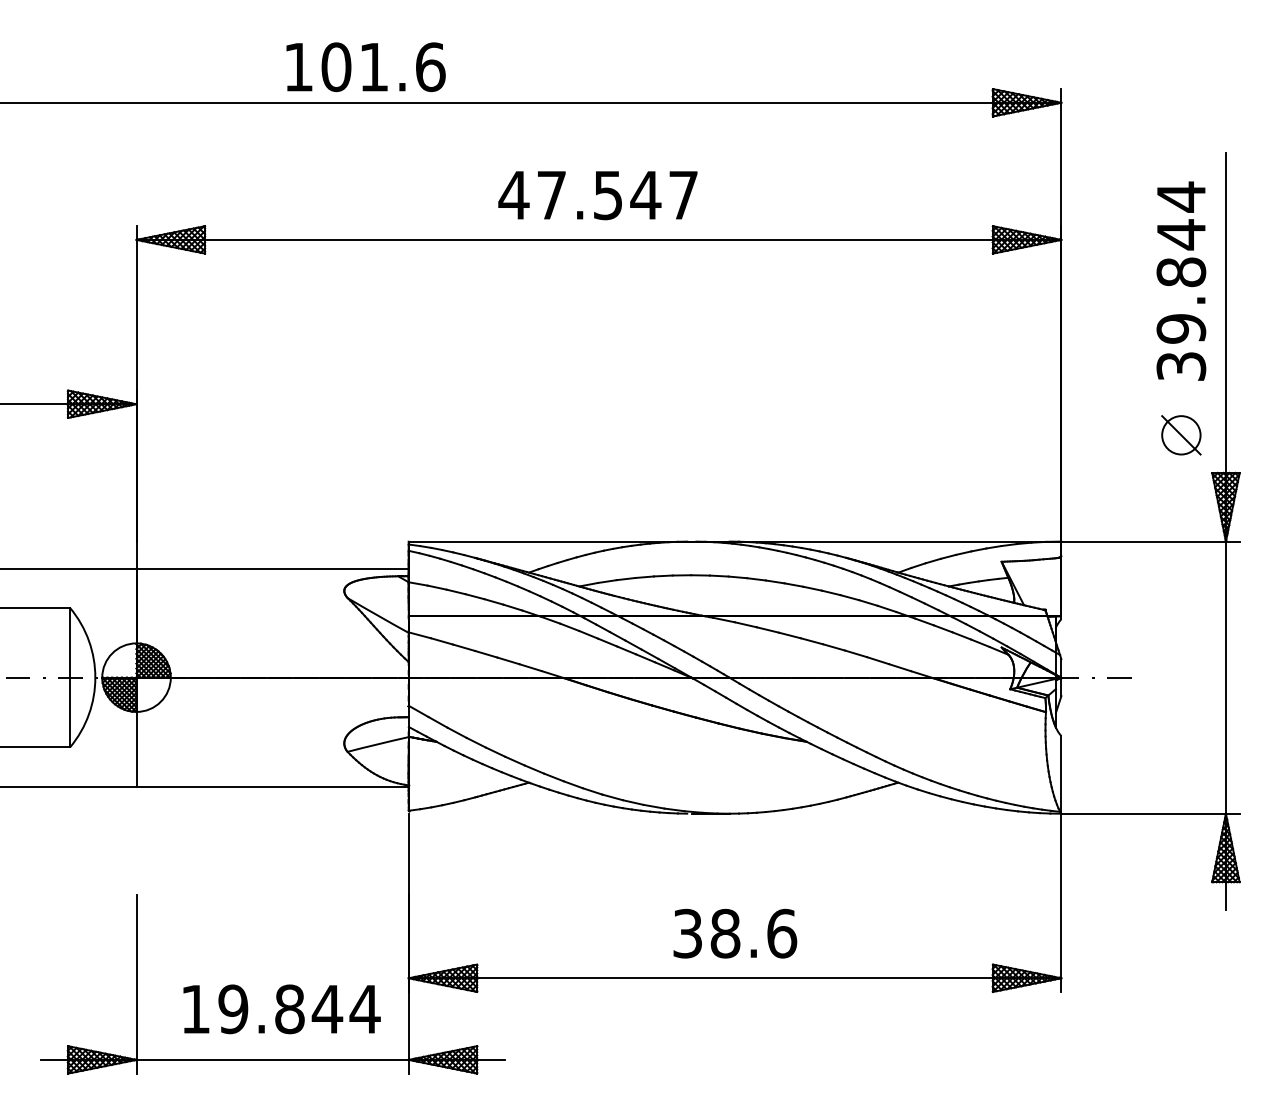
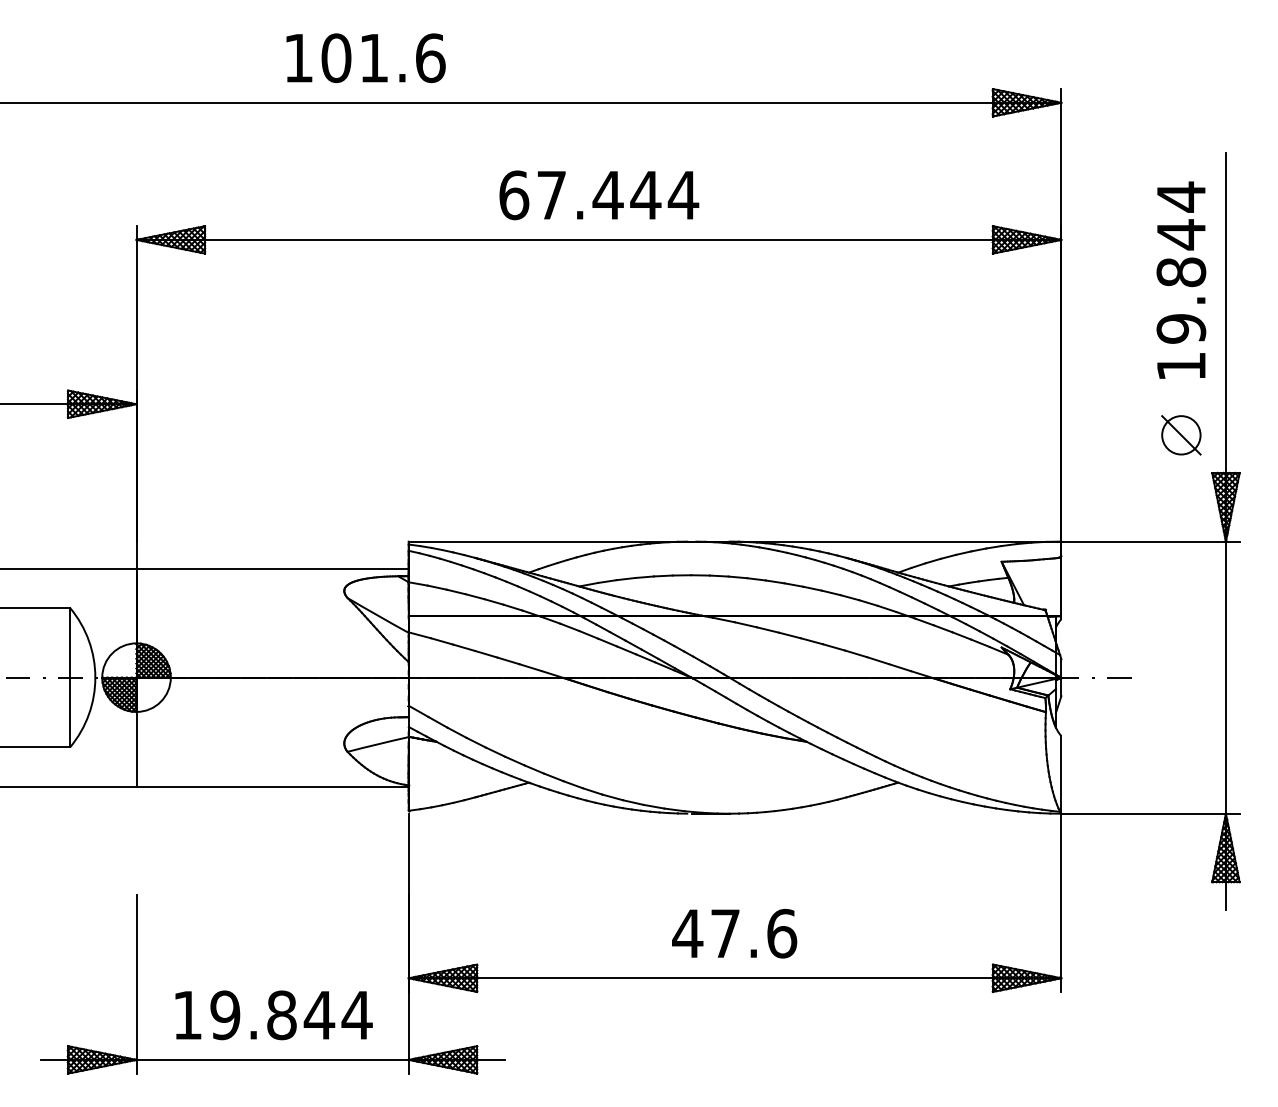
text position: (365, 67) -> (365, 58) (365, 58)
text: 47.547 -> 67.444 (598, 195)
text: 39.844 -> 19.844 (1181, 366)
text: 38.6 -> 47.6 (706, 933)
text position: (281, 1009) -> (273, 1015) (273, 1015)
